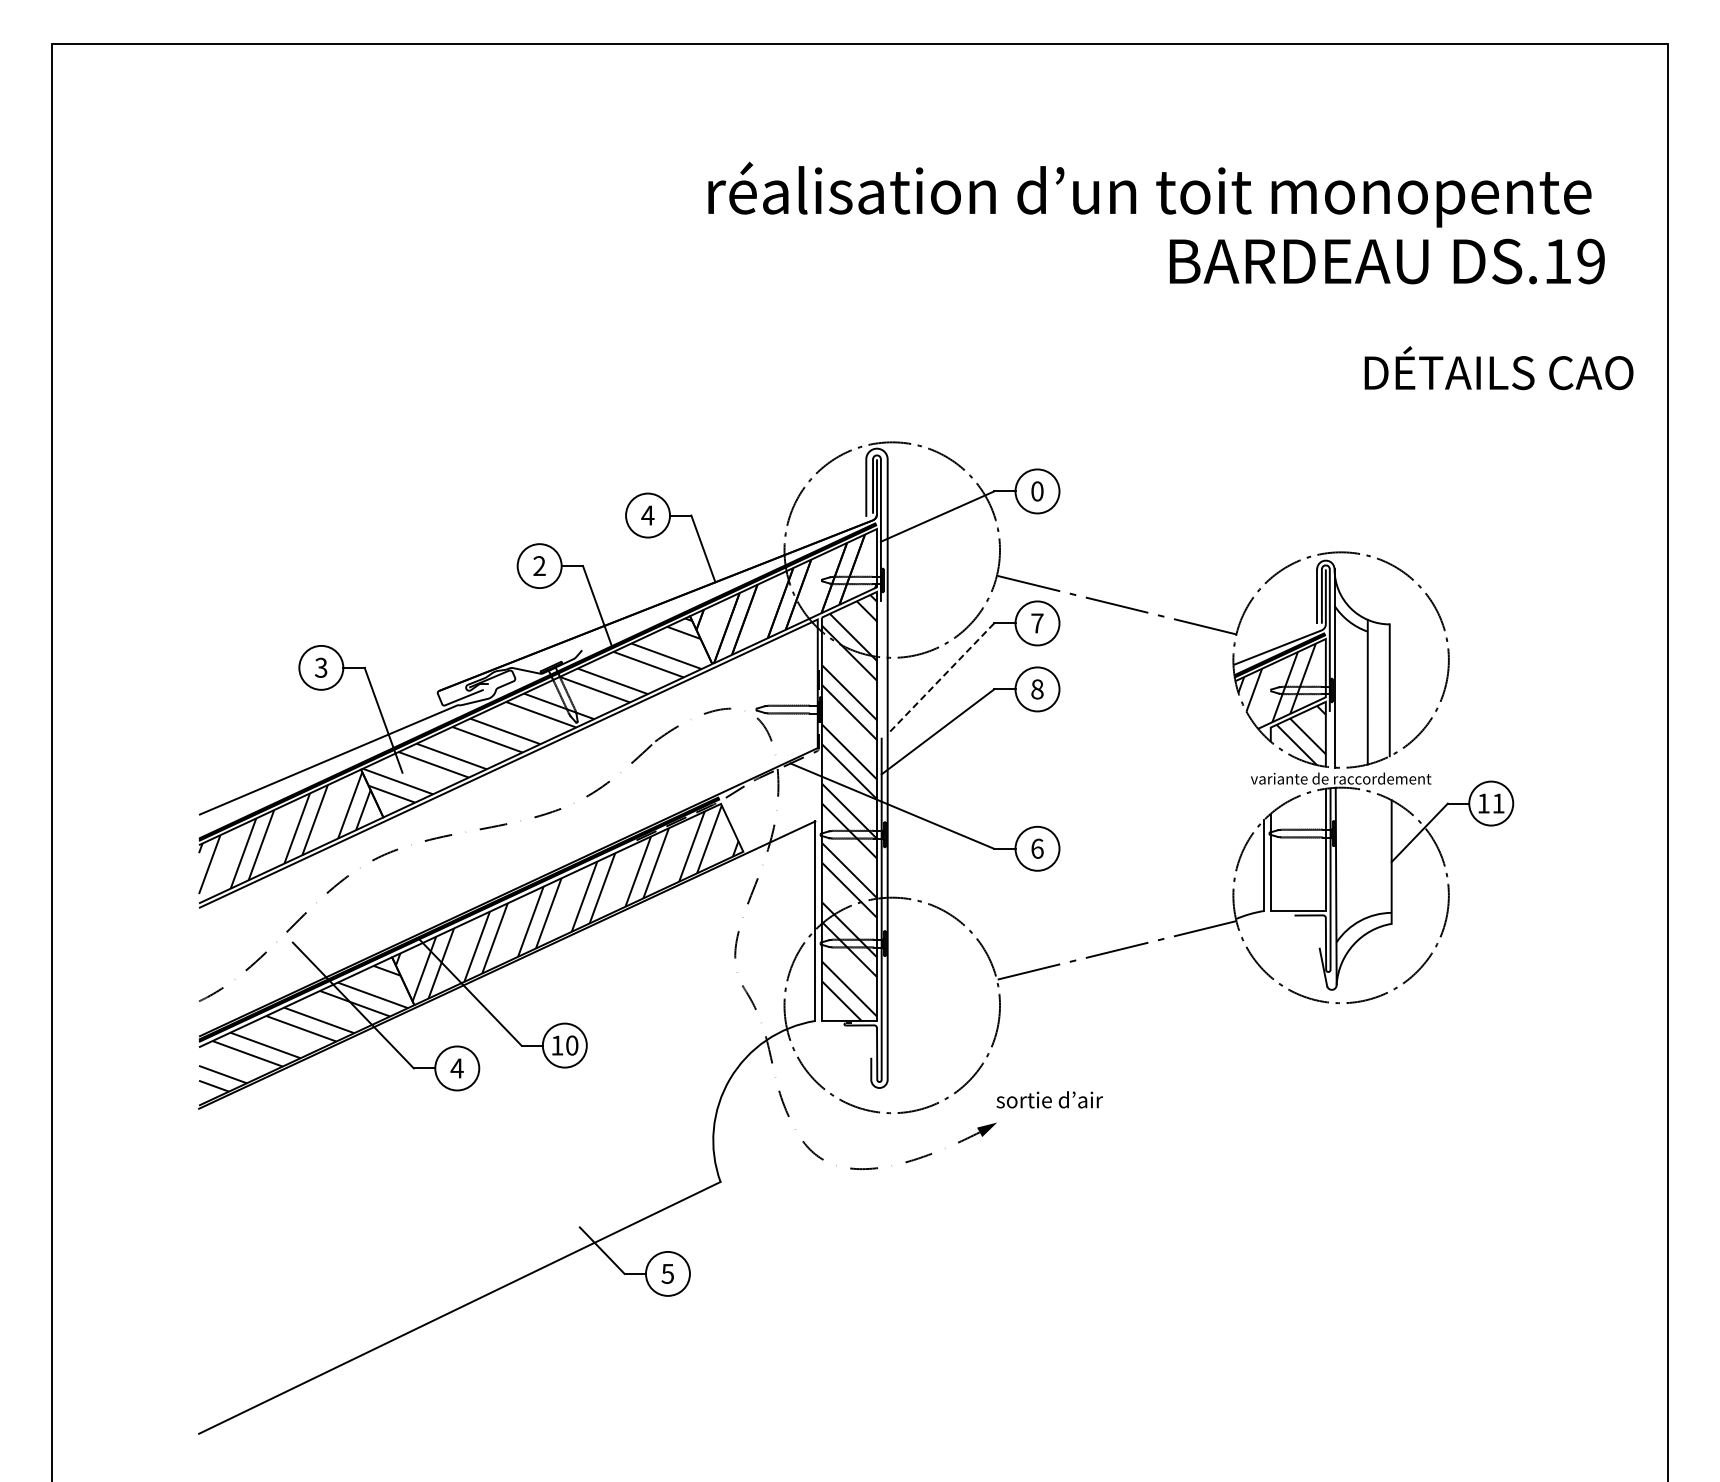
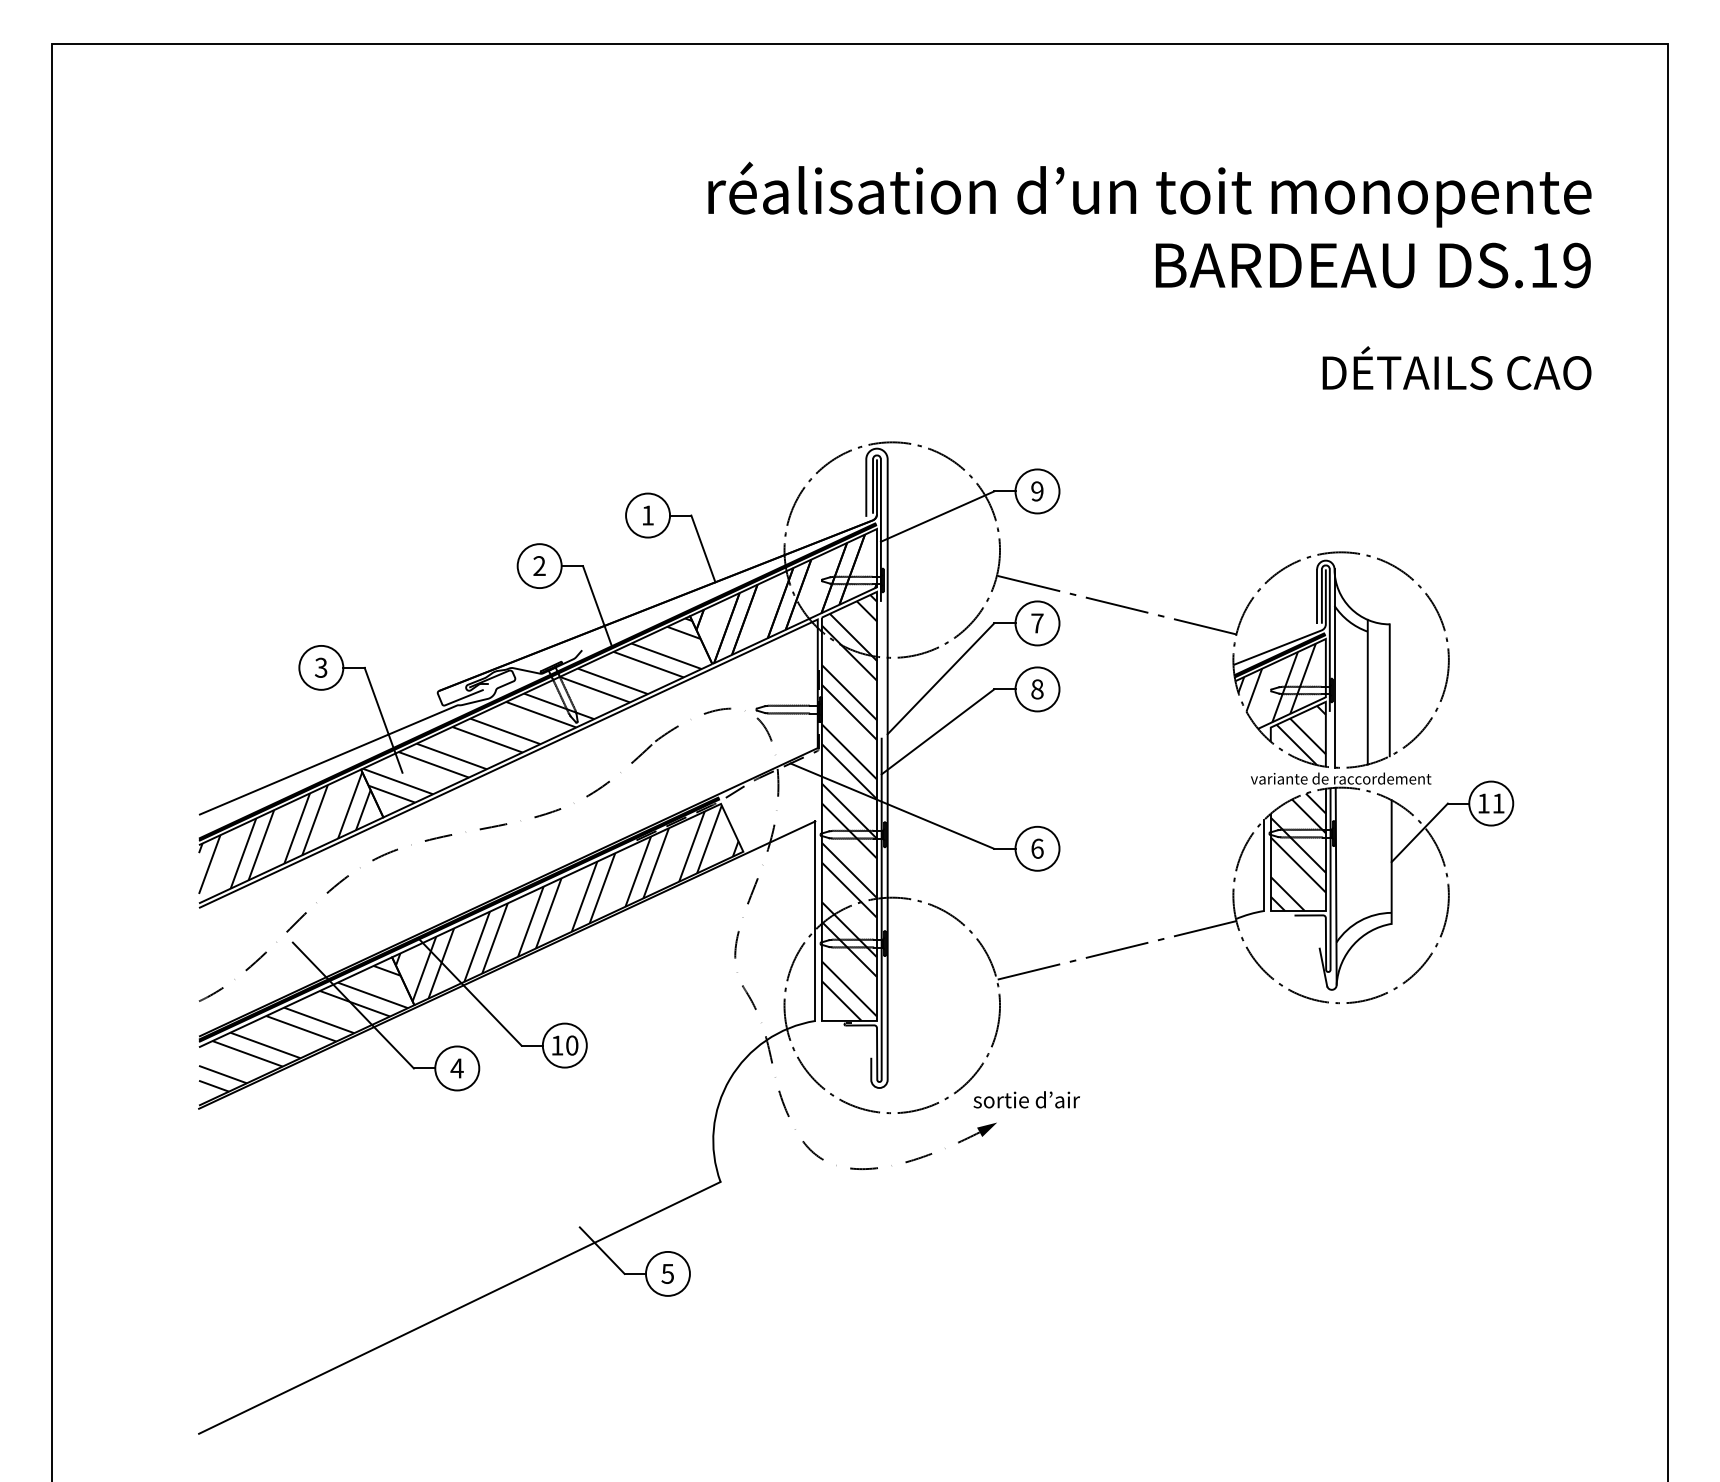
text position: (1387, 261) -> (1373, 265) (1373, 265)
text position: (1498, 368) -> (1456, 368) (1456, 368)
text: 0 -> 9 (1037, 491)
text: 4 -> 1 (647, 515)
line: dashed -> solid (940, 678)
hatch: none -> present (1297, 851)
text position: (1049, 1099) -> (1026, 1099) (1026, 1099)
